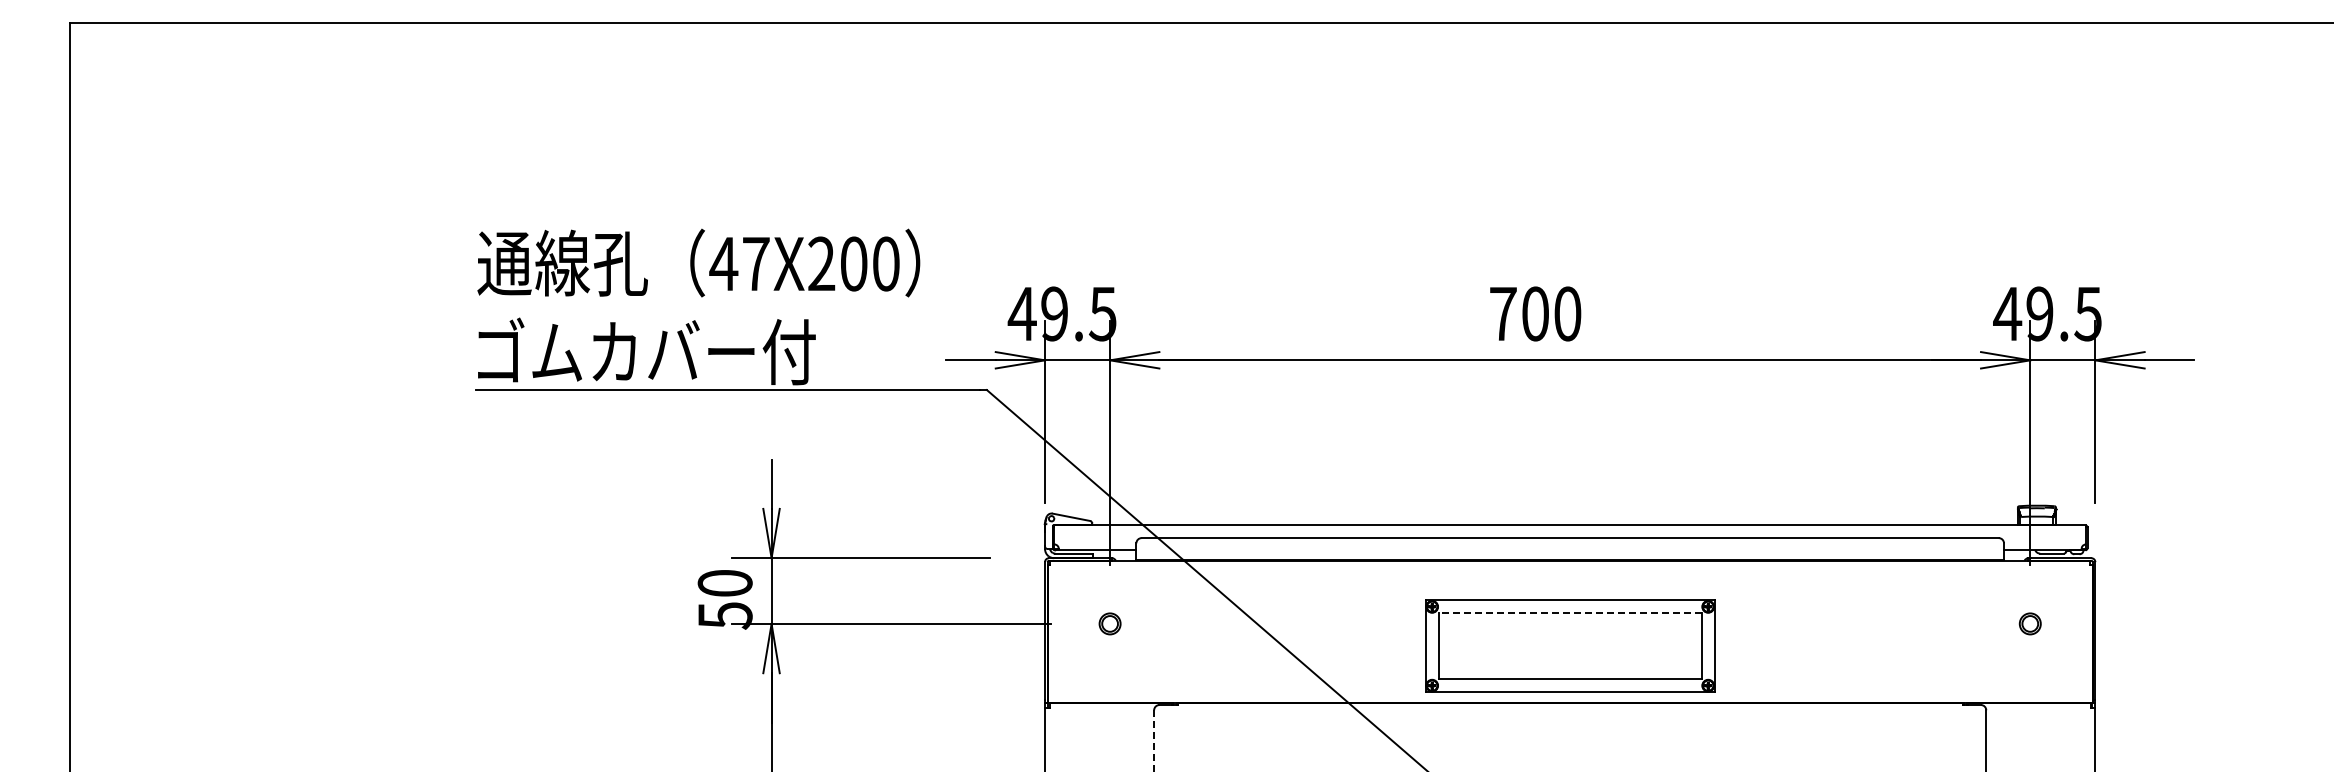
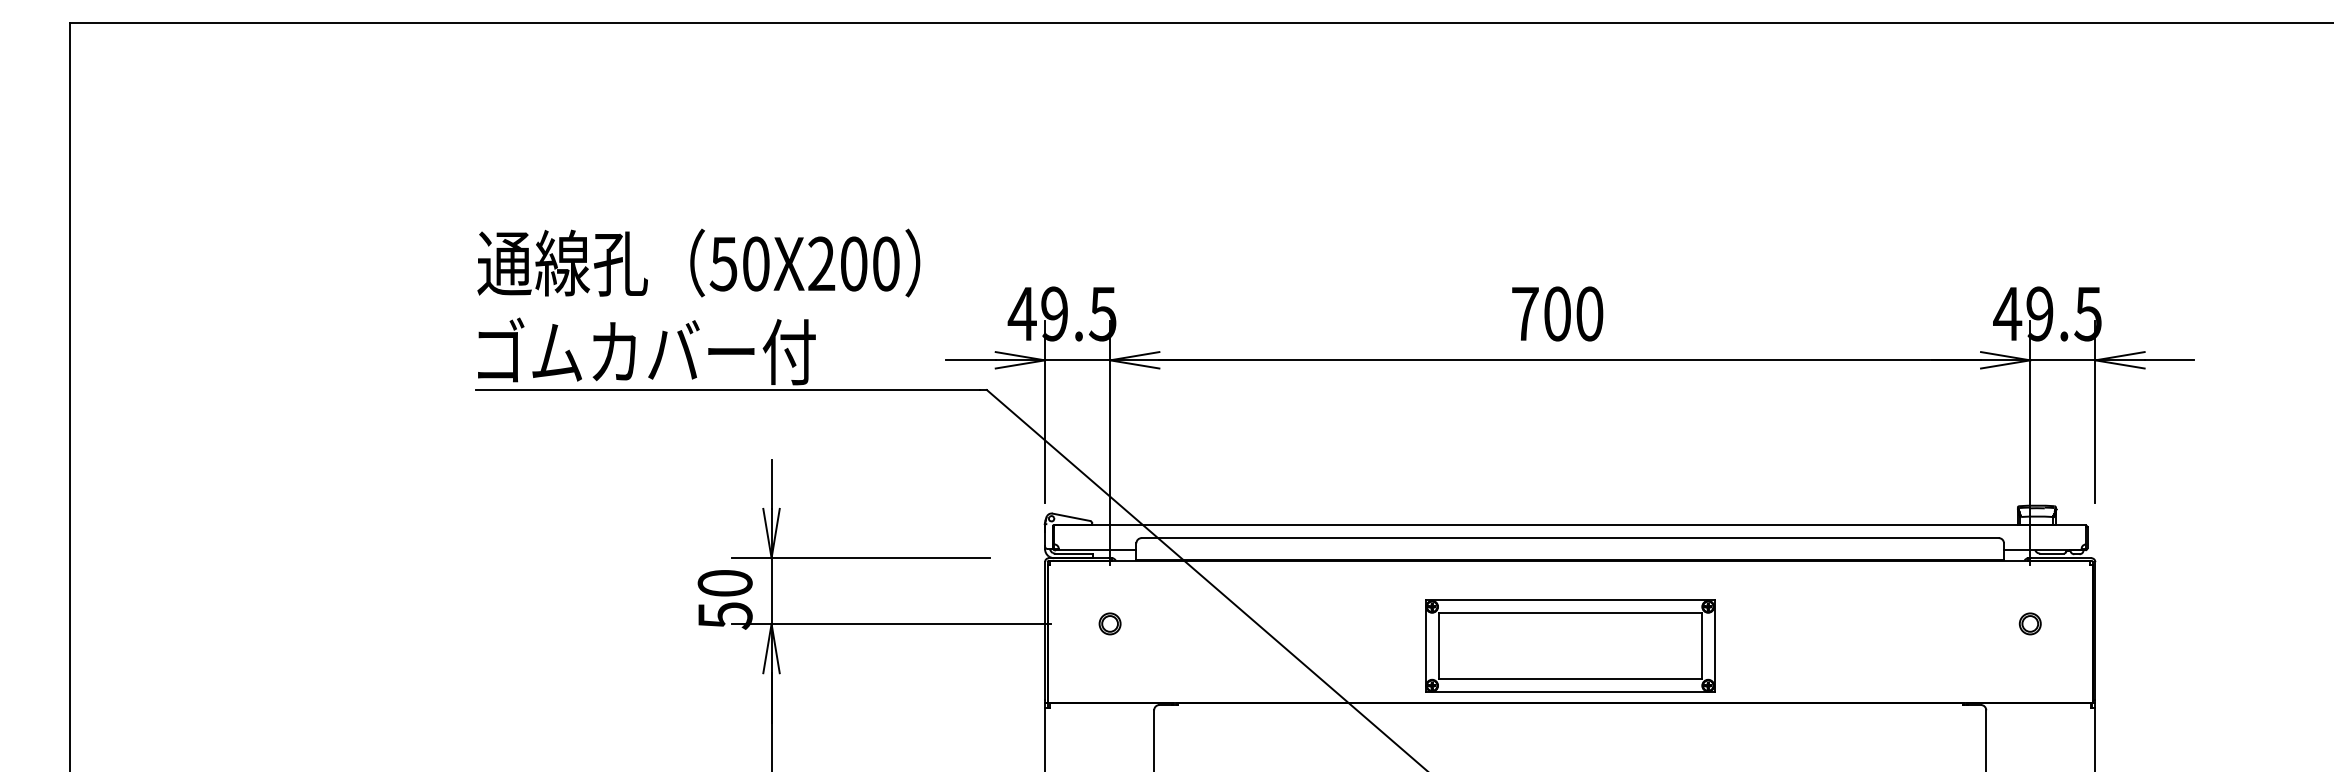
text: 47X200 -> 50X200 (739, 263)
text position: (1535, 313) -> (1557, 313) (1557, 313)
line: dashed -> solid (1569, 613)
line: dashed -> solid (1154, 741)
